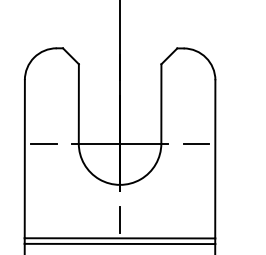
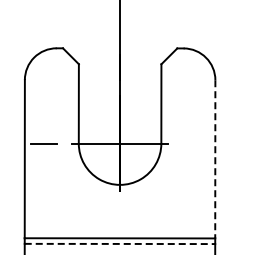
line: present -> none (195, 143)
line: solid -> dashed (215, 159)
line: present -> none (120, 219)
line: solid -> dashed (120, 243)
